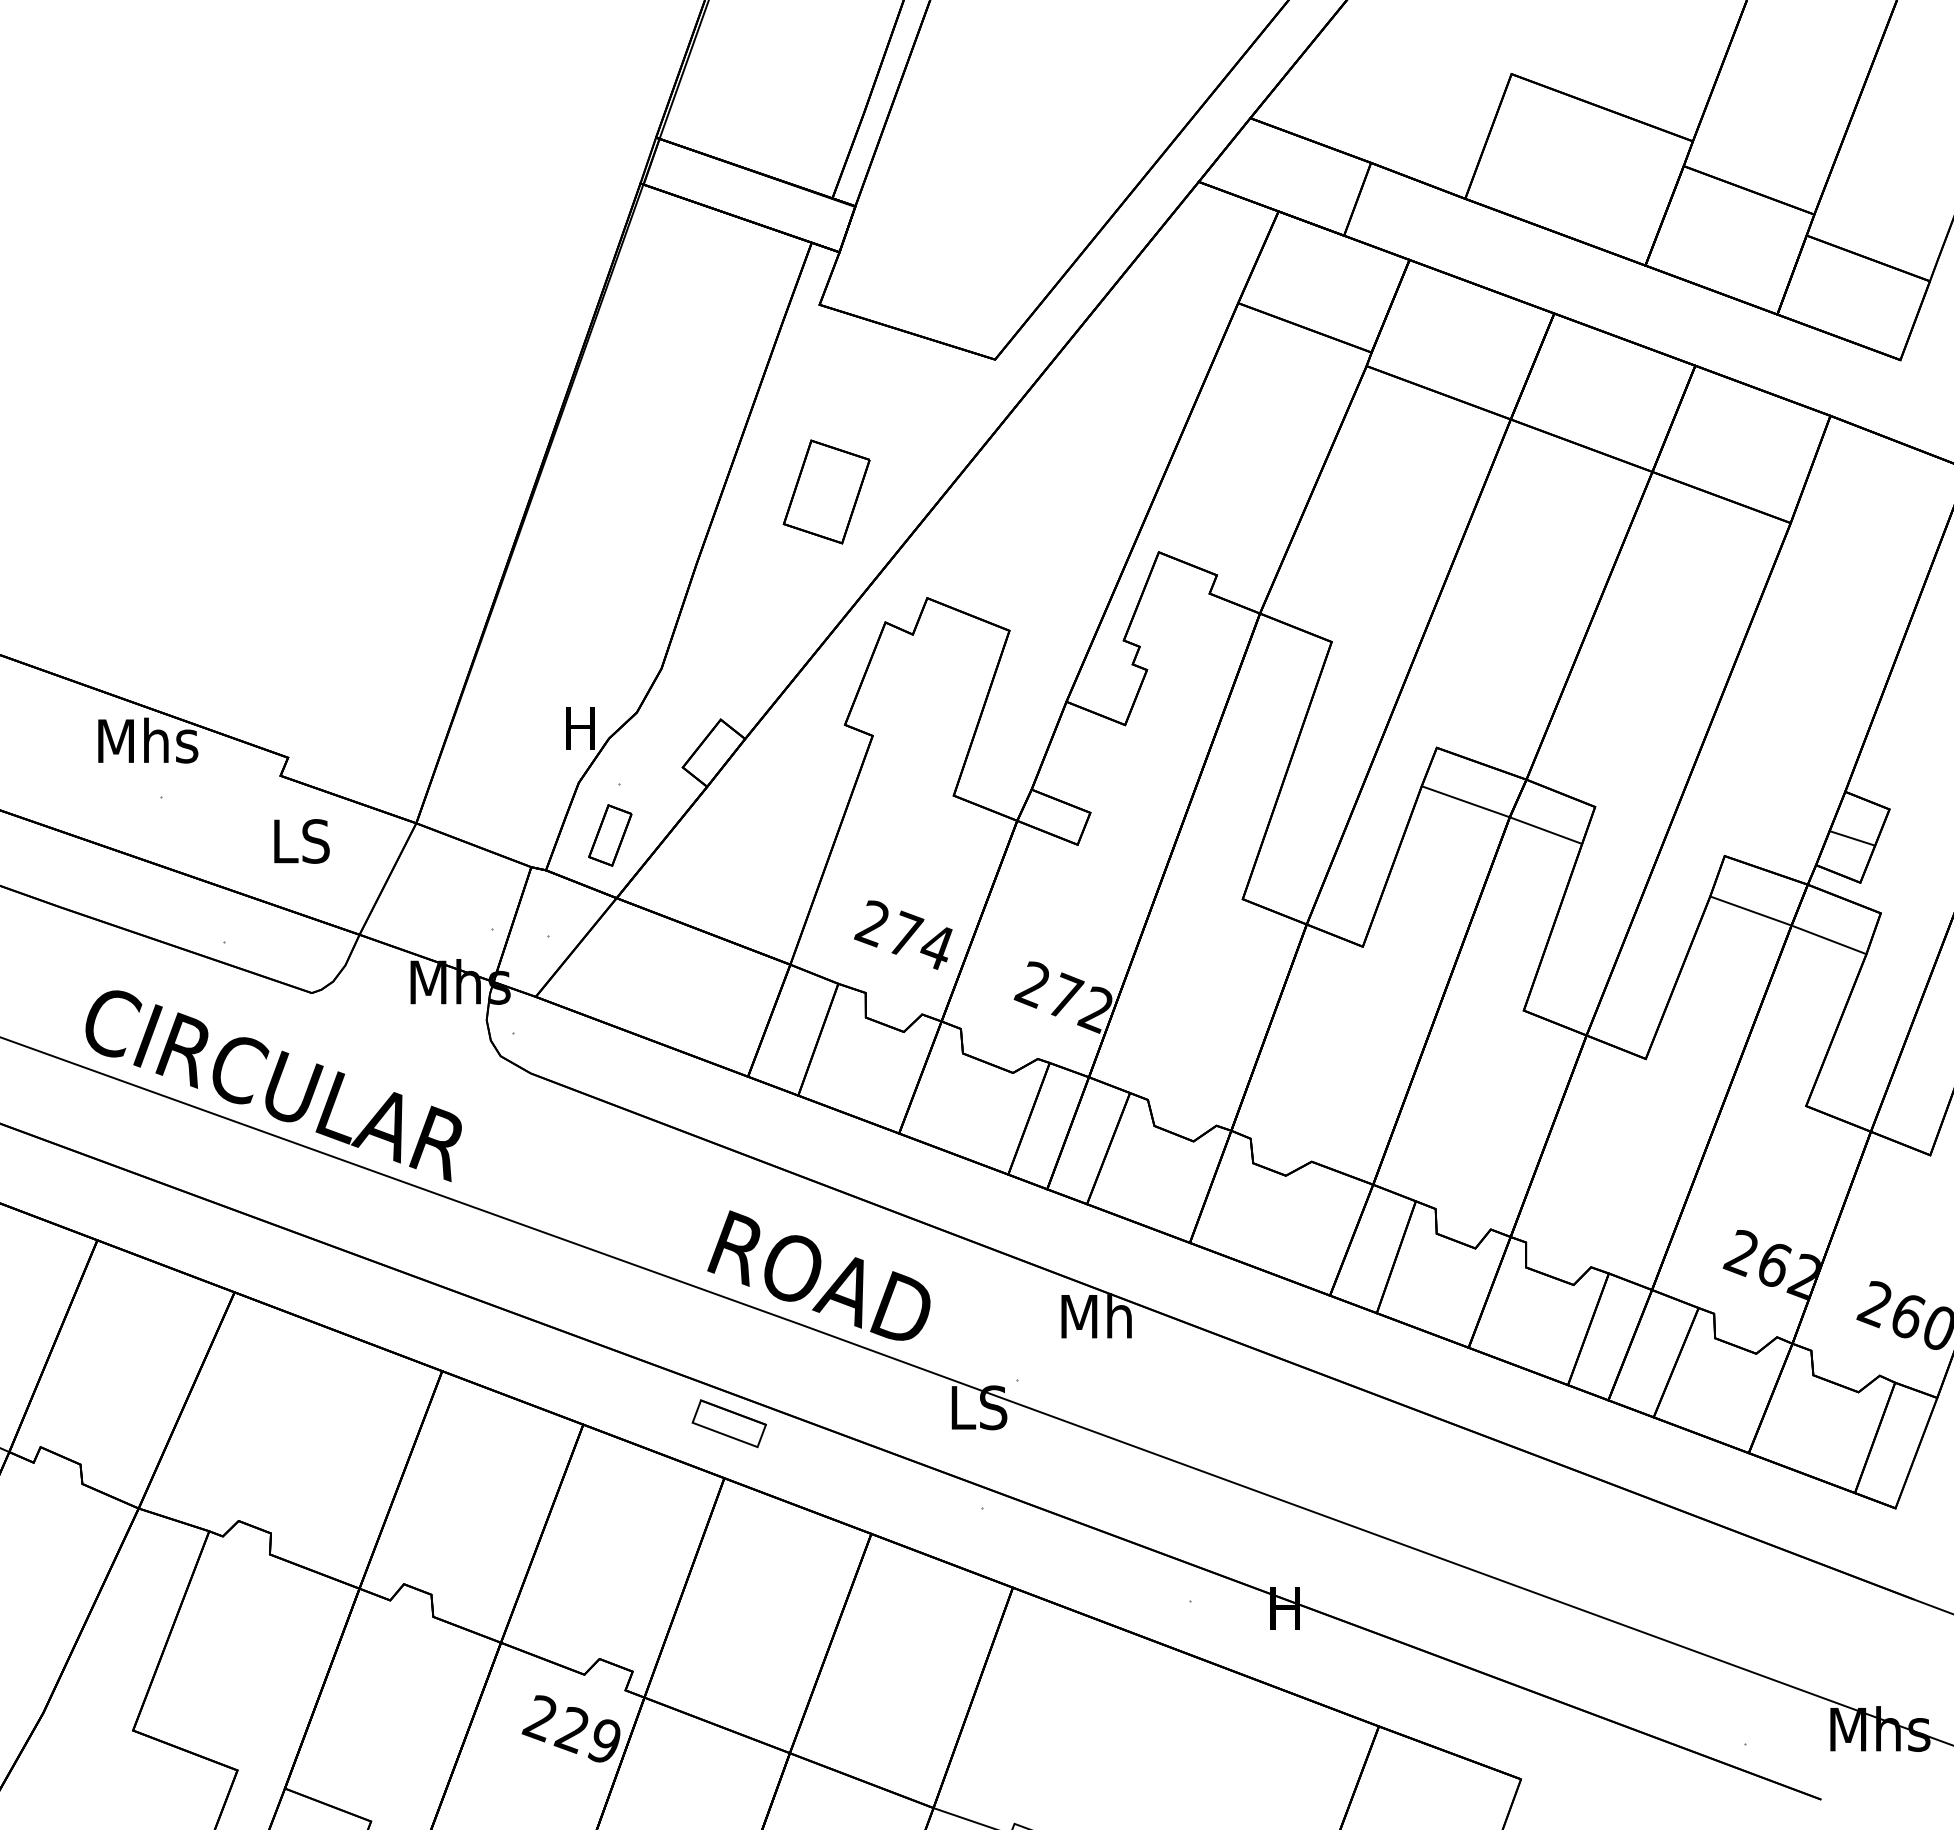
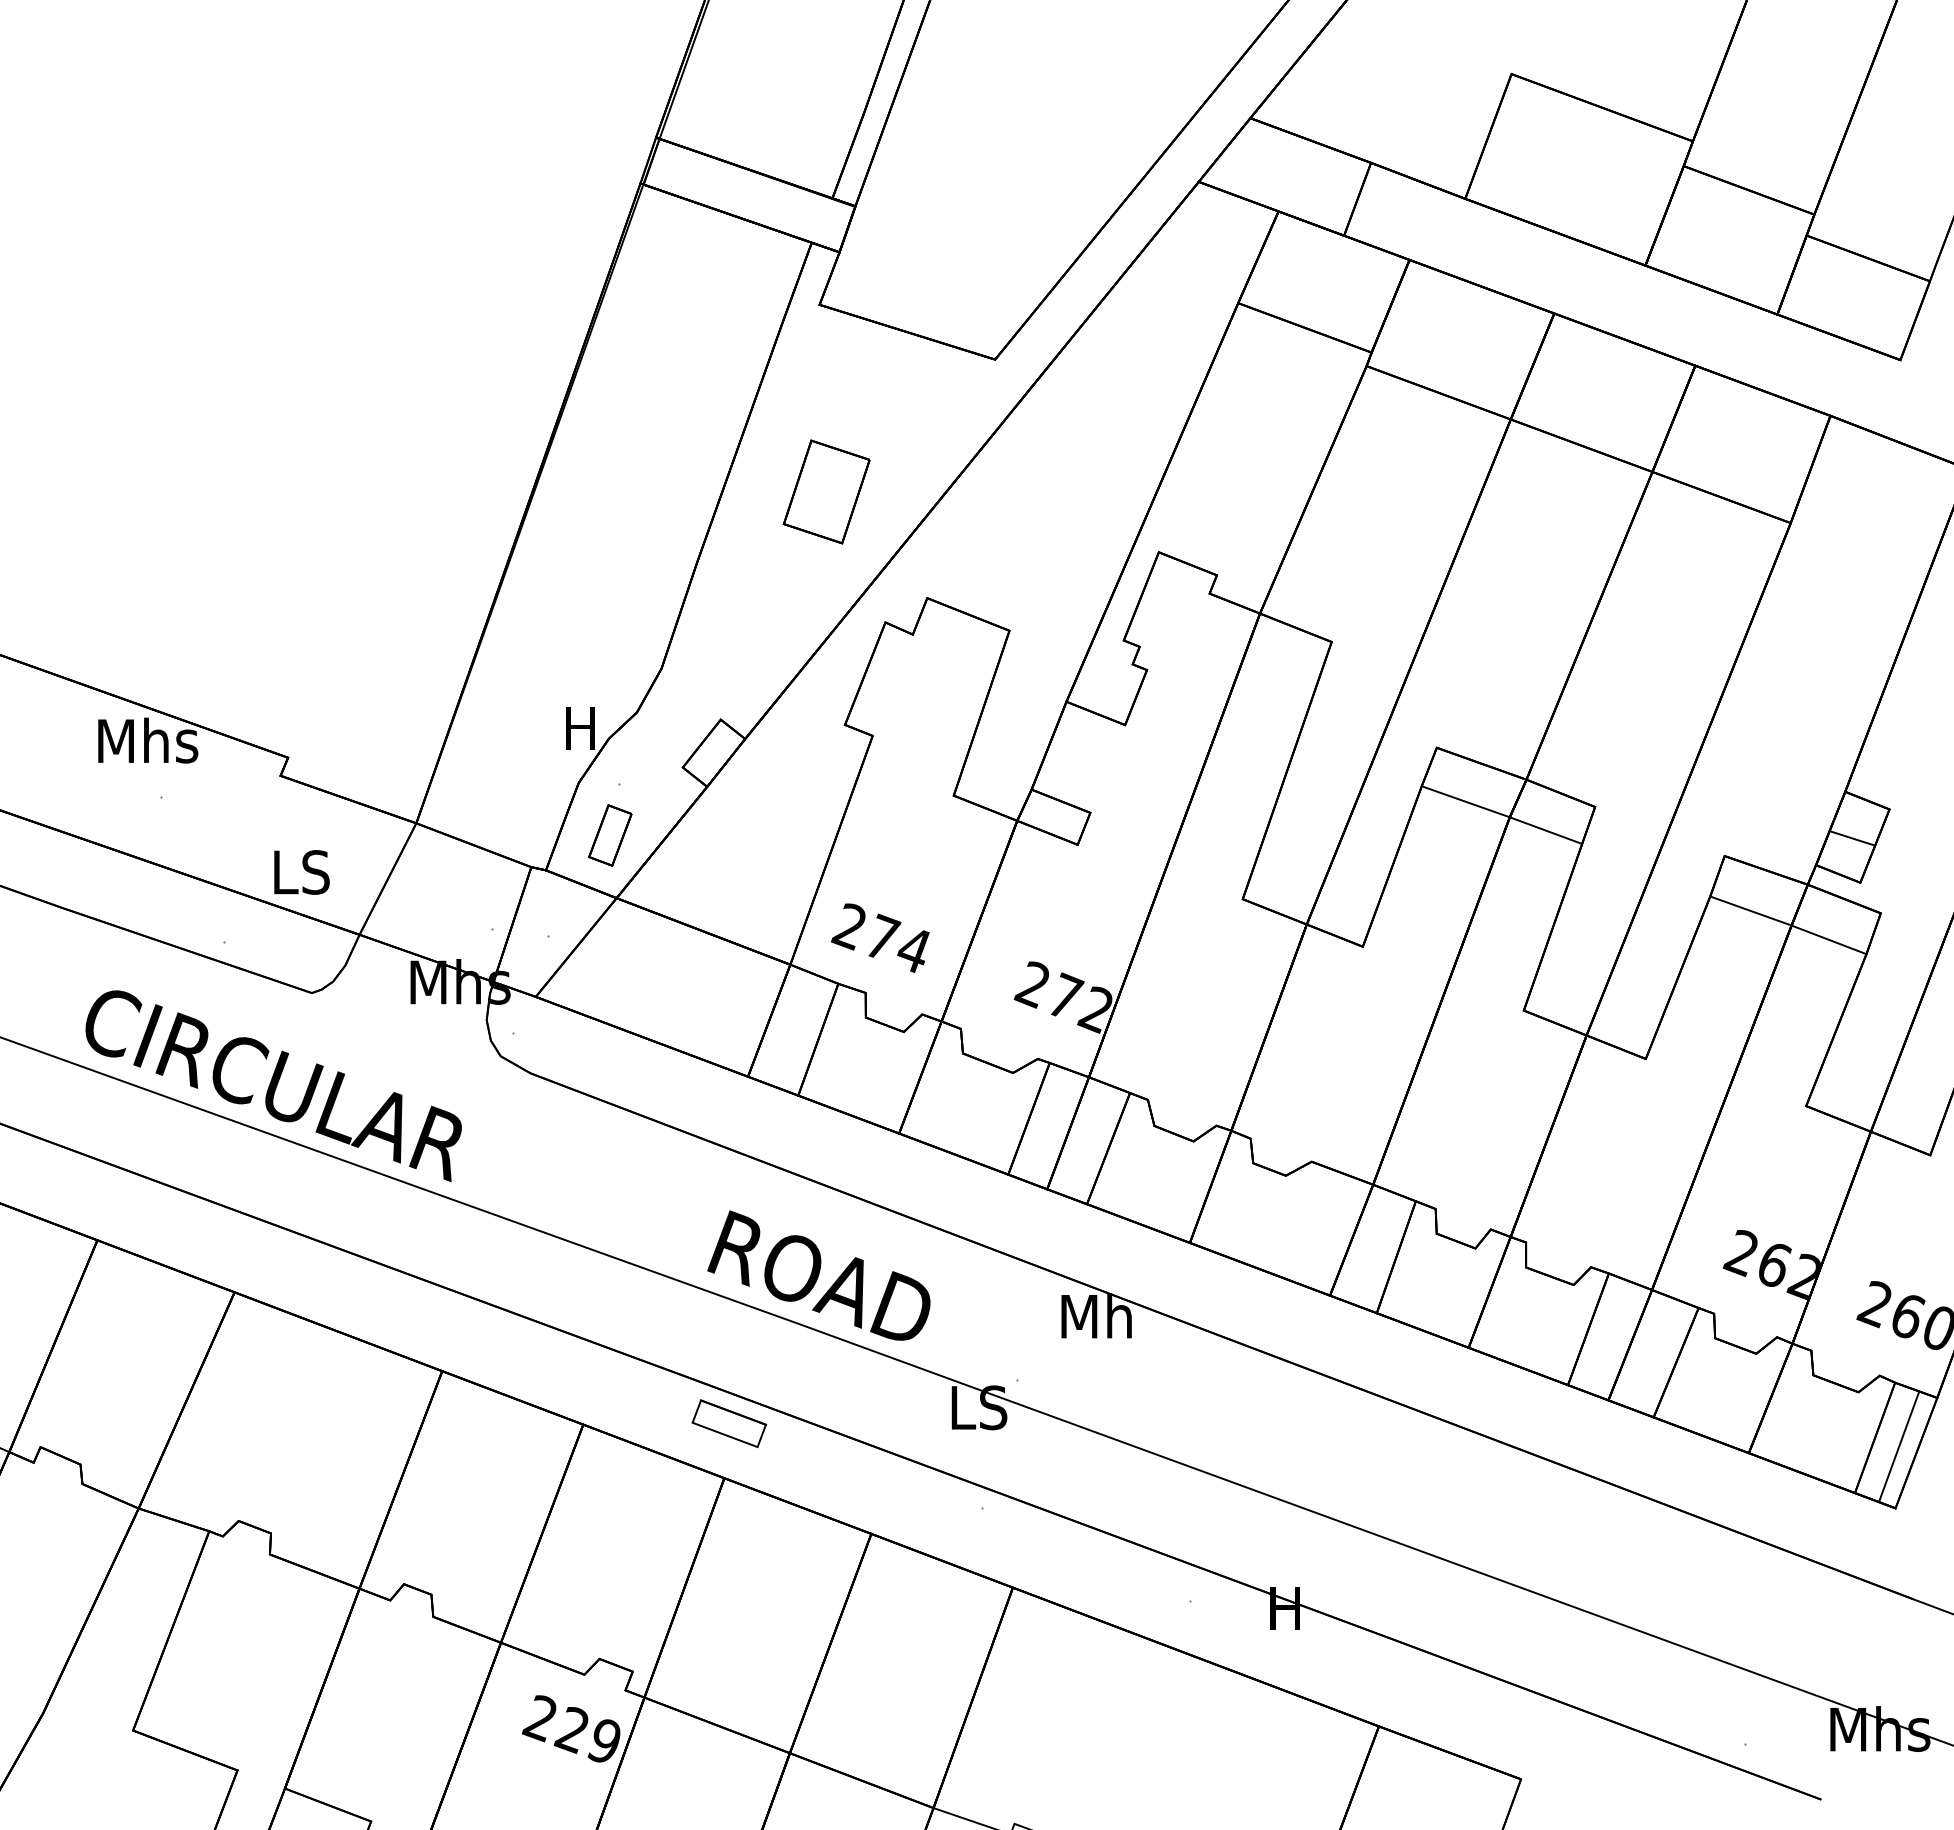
text position: (301, 841) -> (301, 872) (301, 872)
text position: (903, 934) -> (880, 937) (880, 937)
line position: (1874, 1437) -> (1898, 1446) (1898, 1446)
